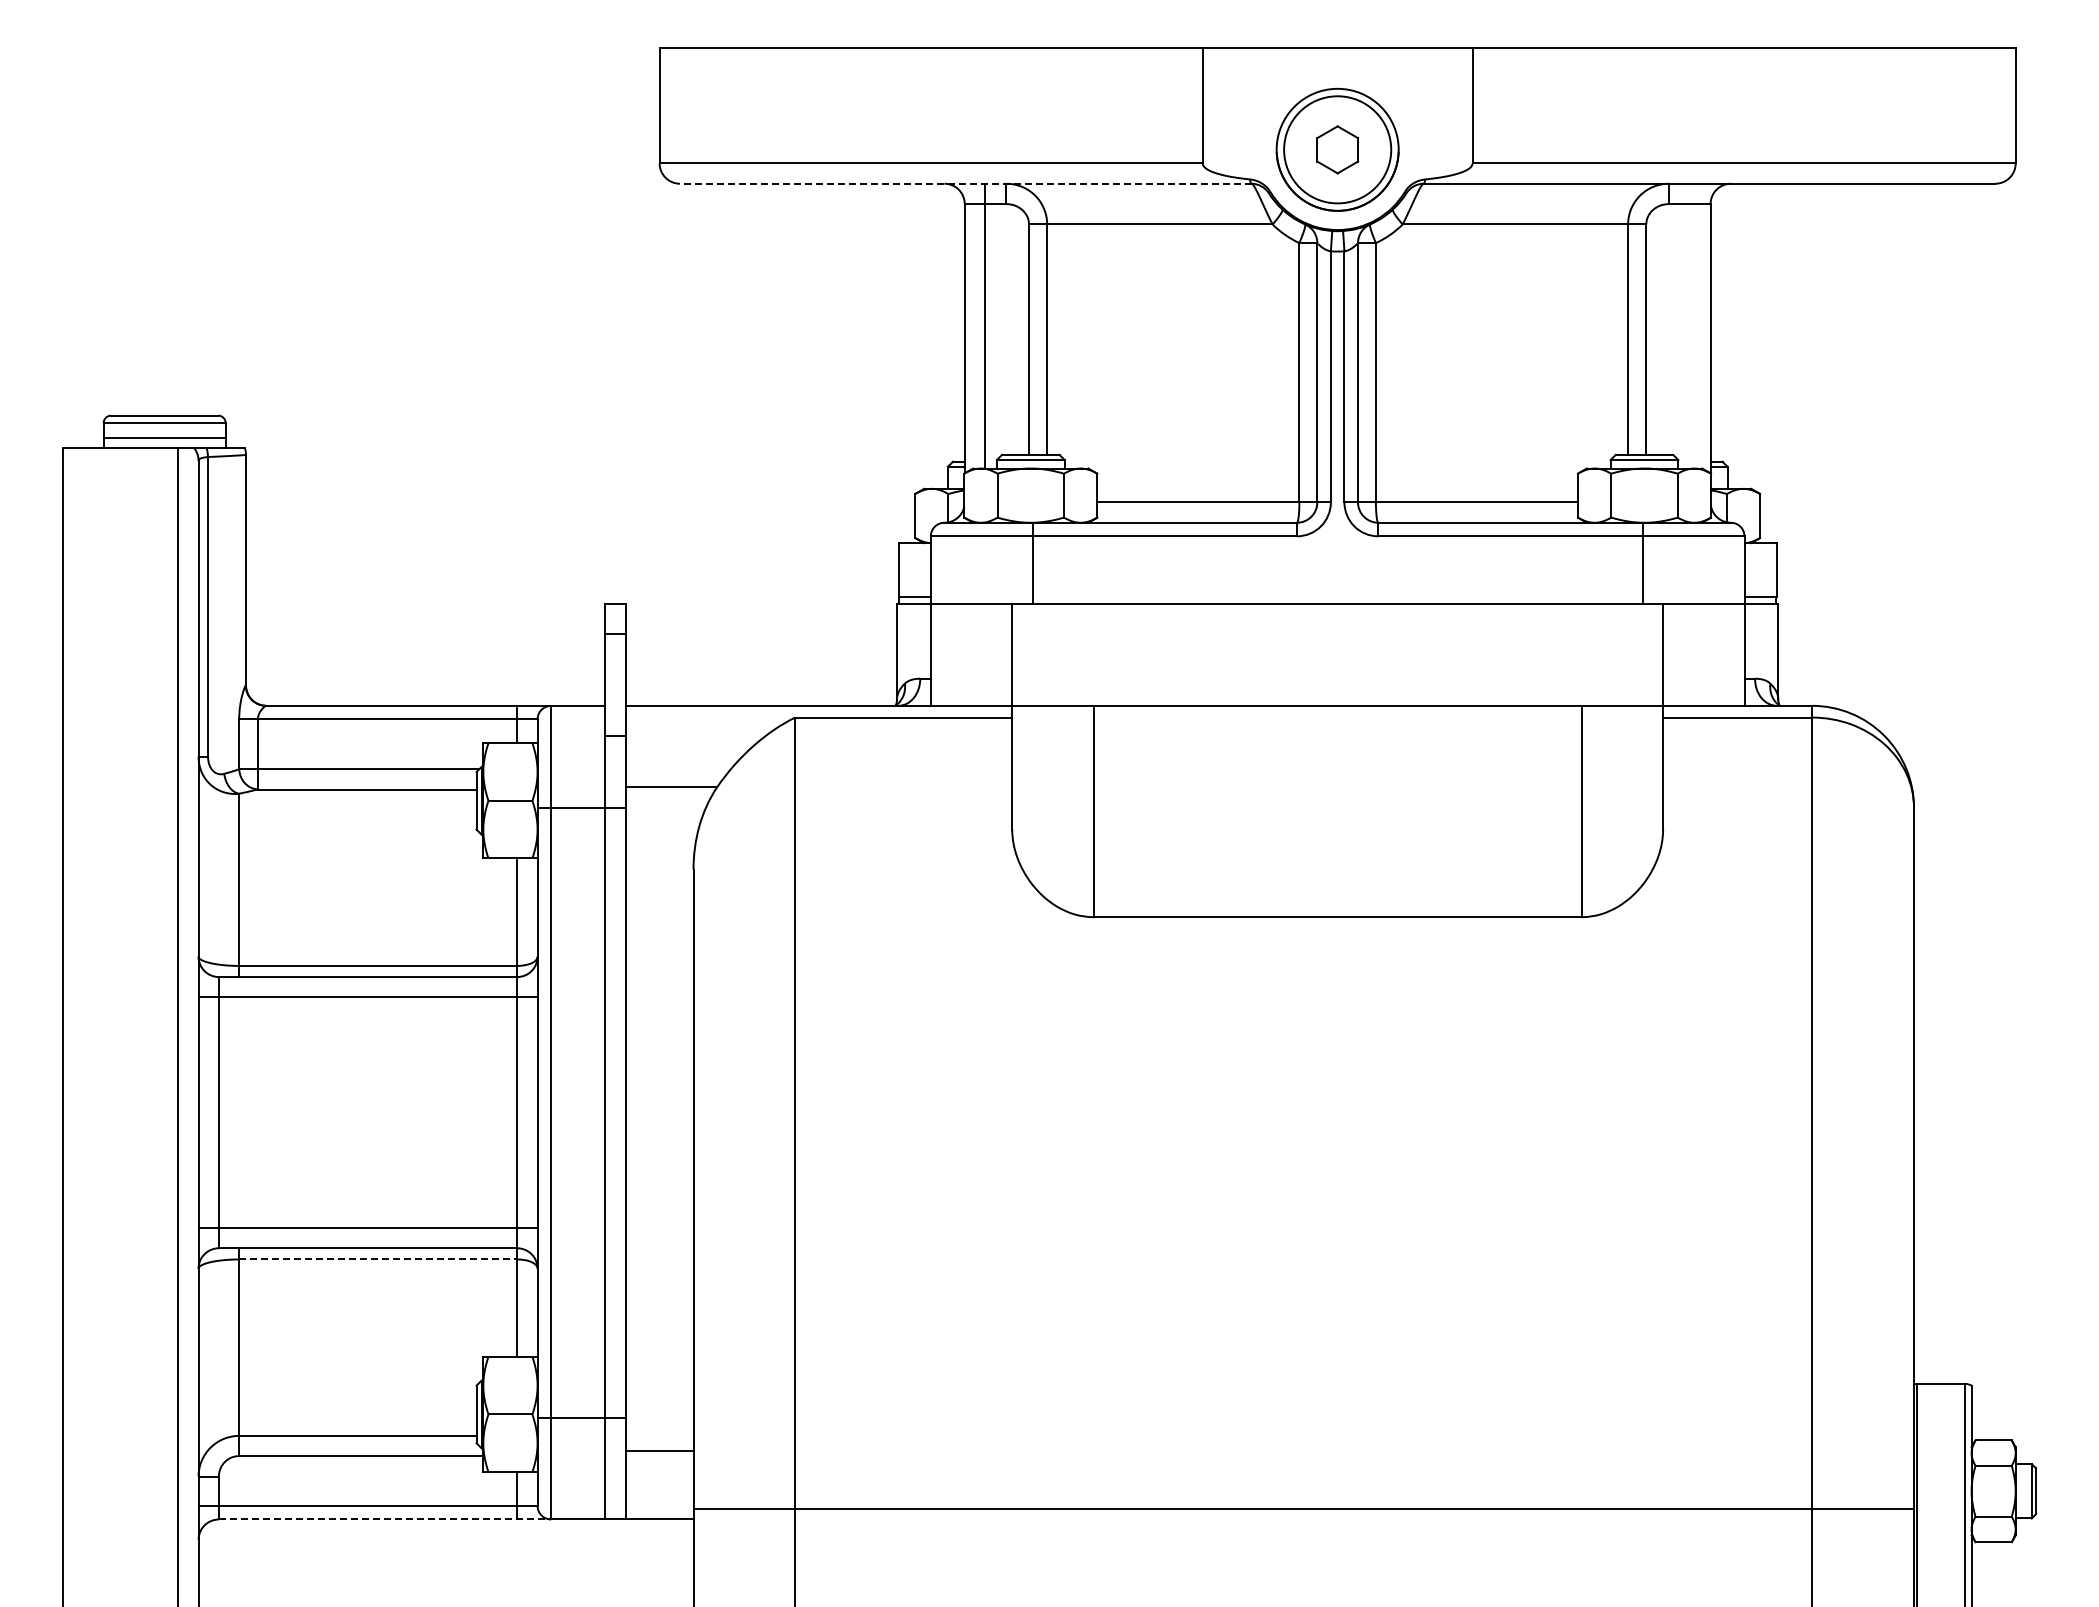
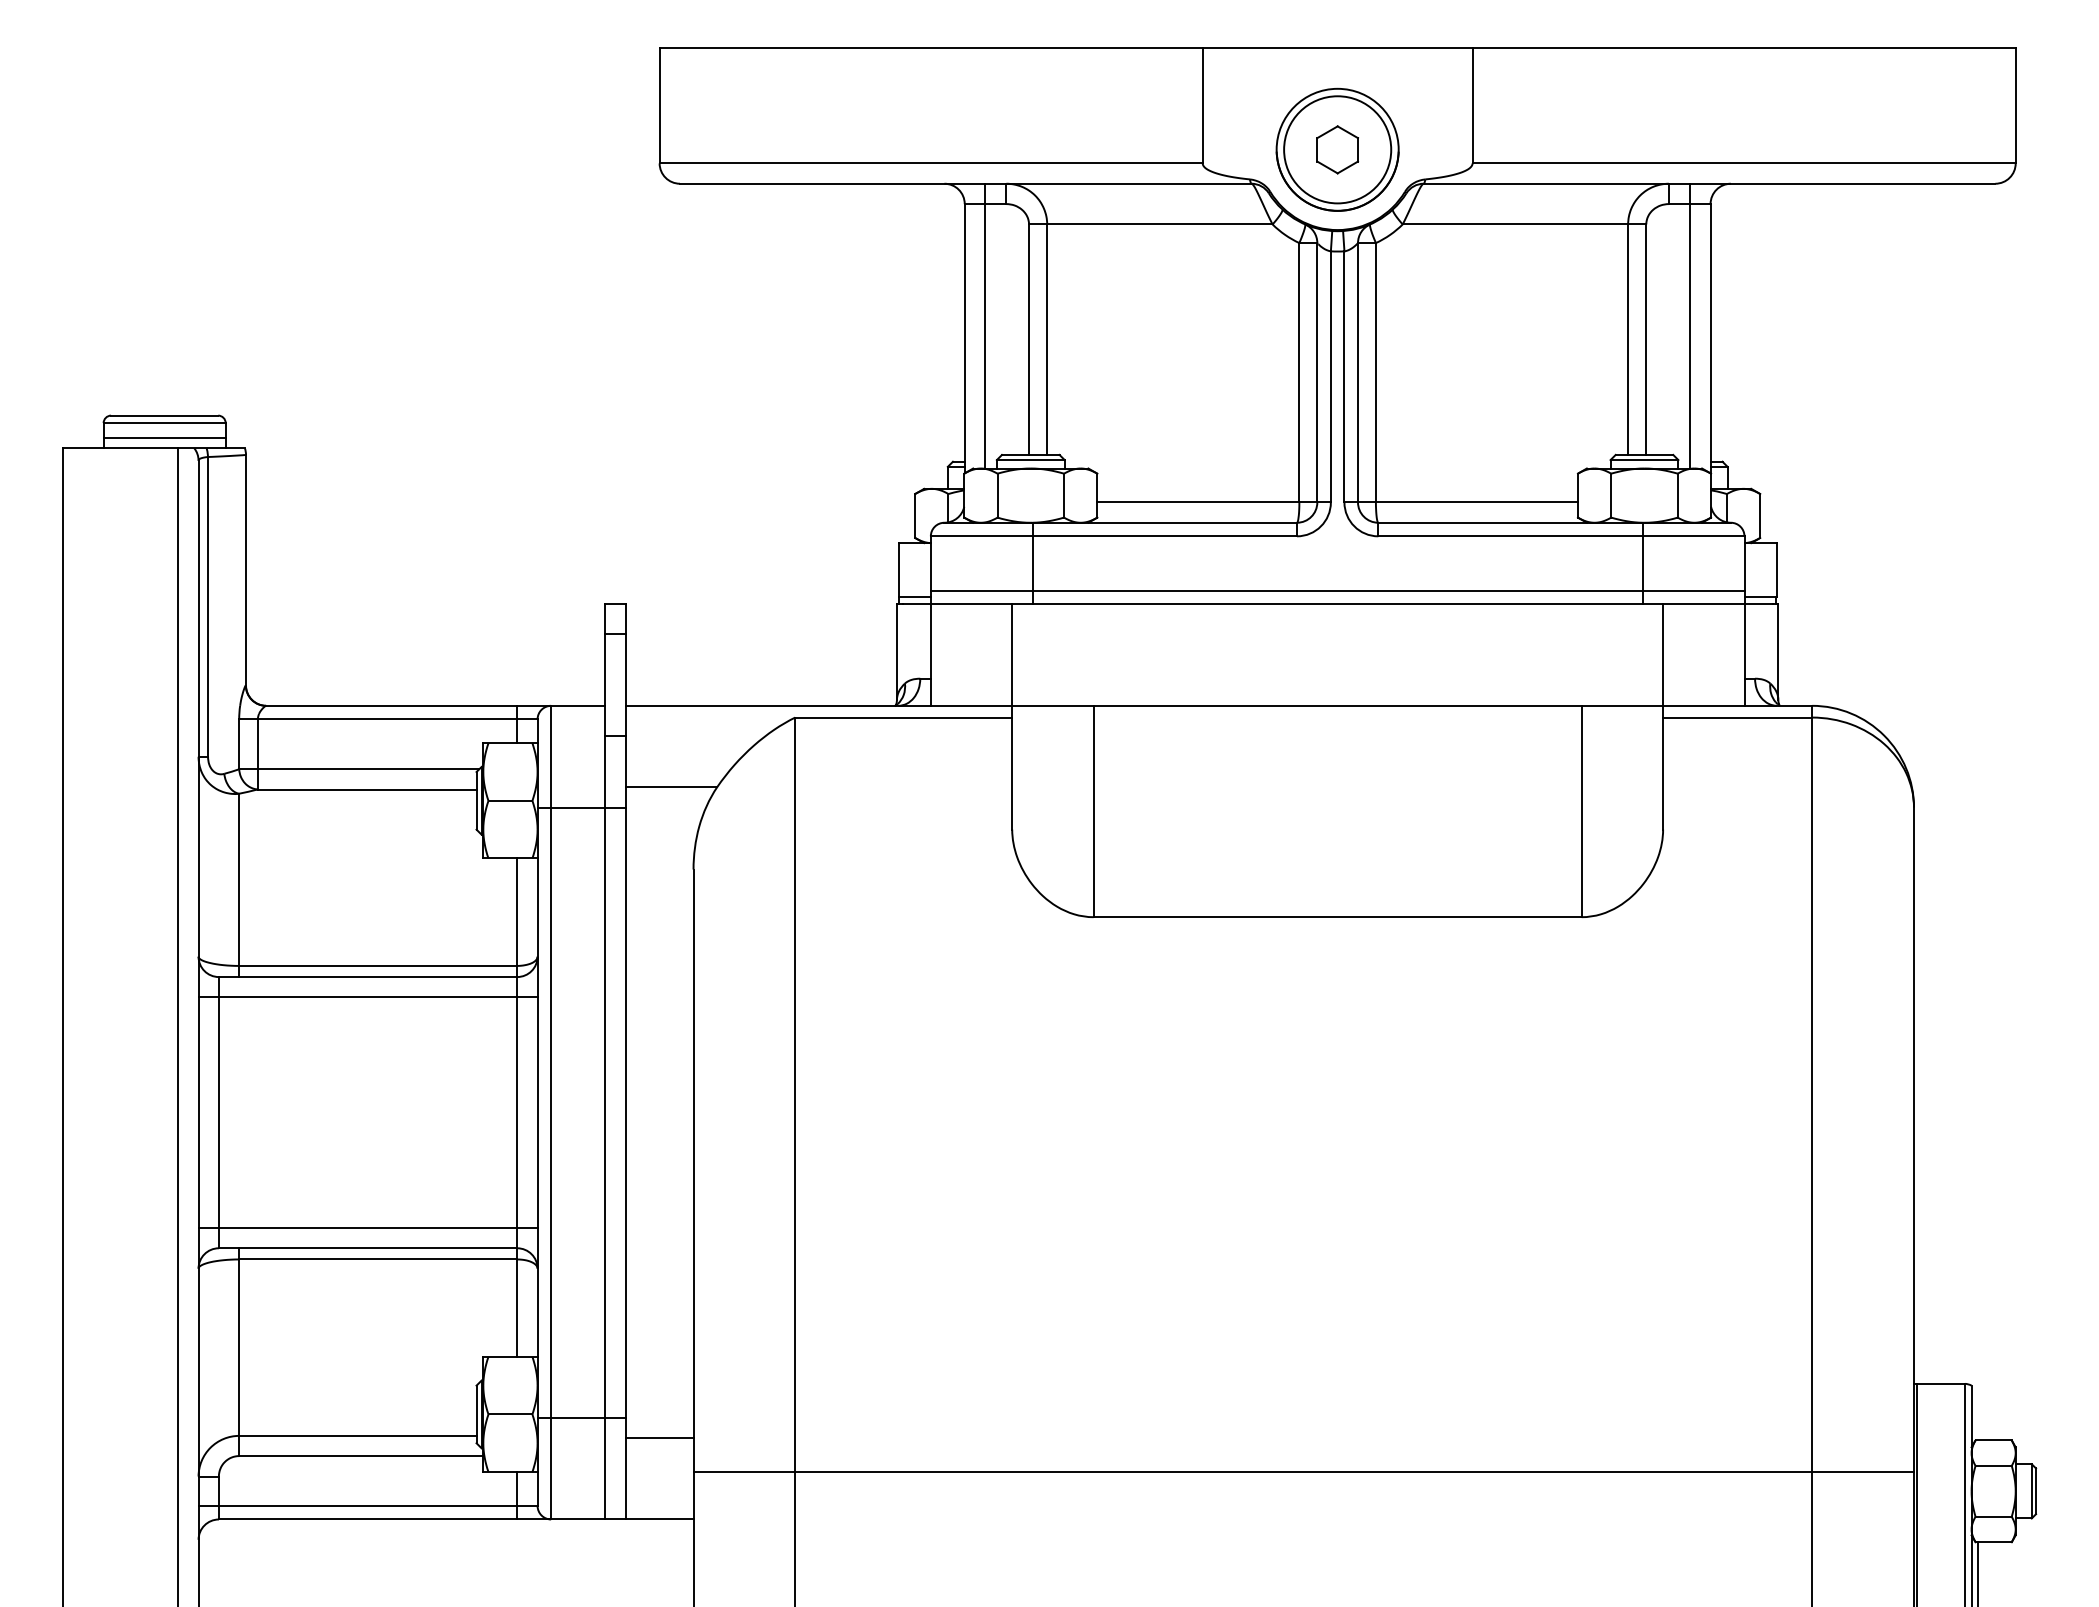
line: dashed -> solid (965, 183)
line: none -> present (1690, 325)
line: none -> present (1337, 590)
line: dashed -> solid (378, 1259)
line position: (659, 1451) -> (659, 1438) (659, 1438)
line position: (1303, 1509) -> (1303, 1472) (1303, 1472)
line: dashed -> solid (385, 1519)
line: none -> present (1978, 1572)
